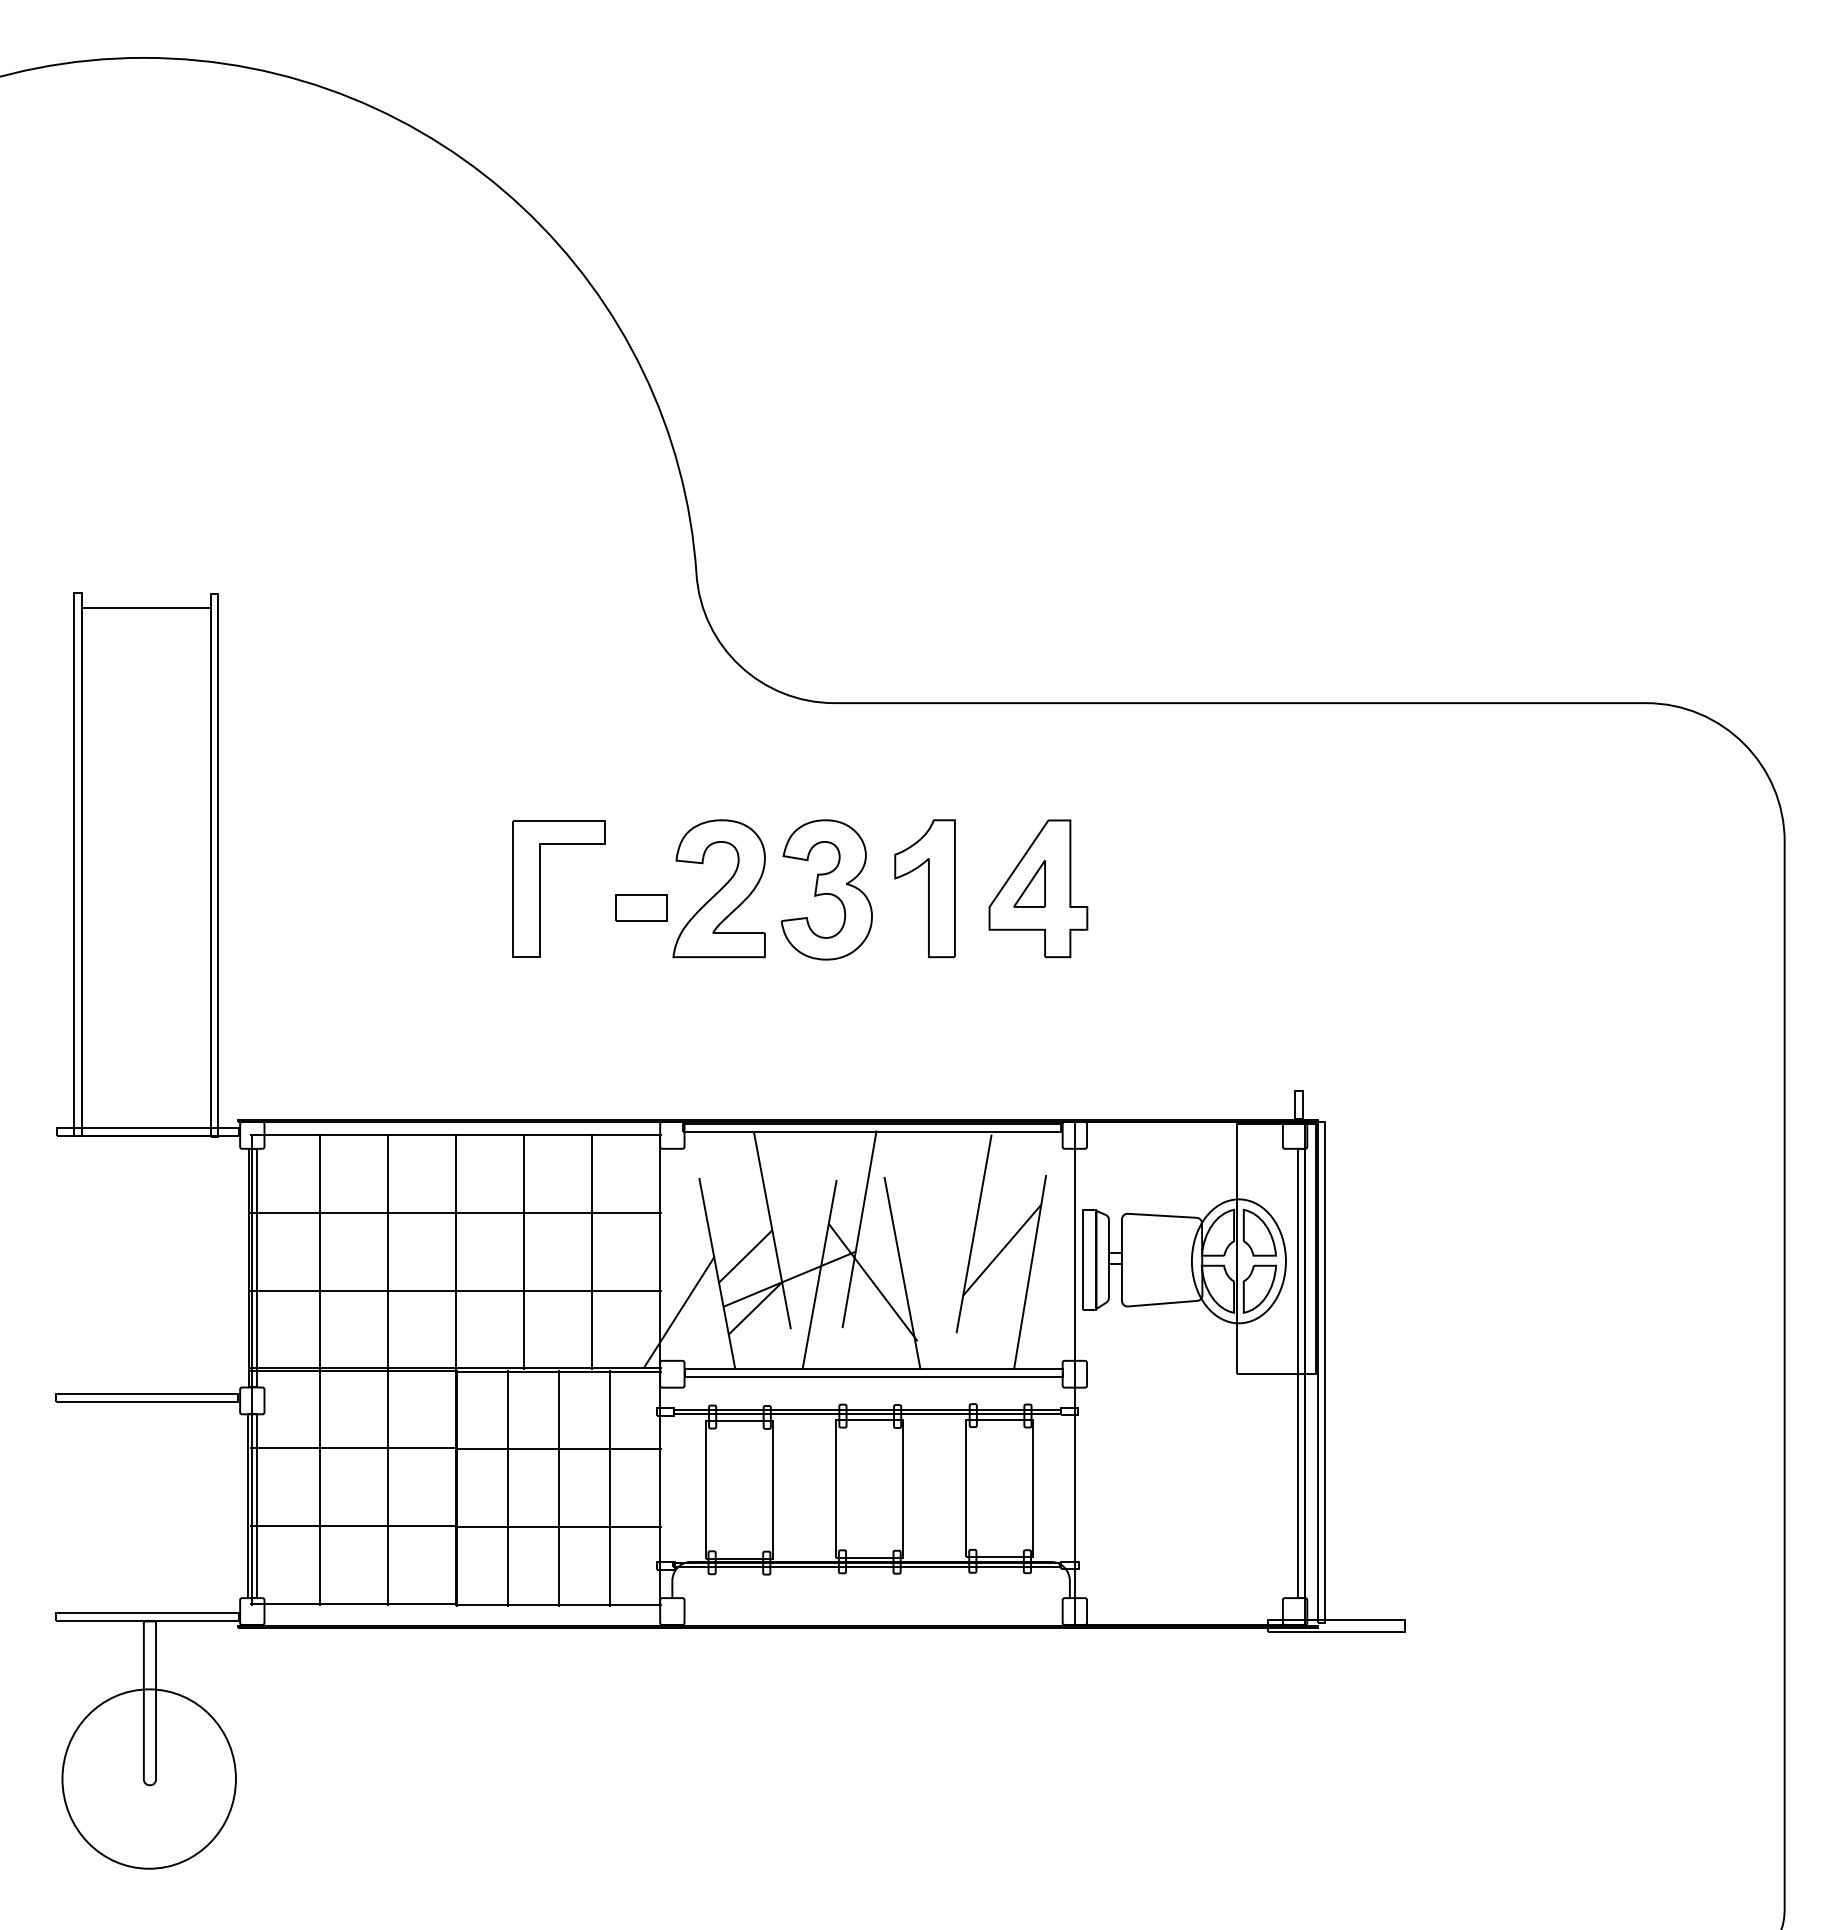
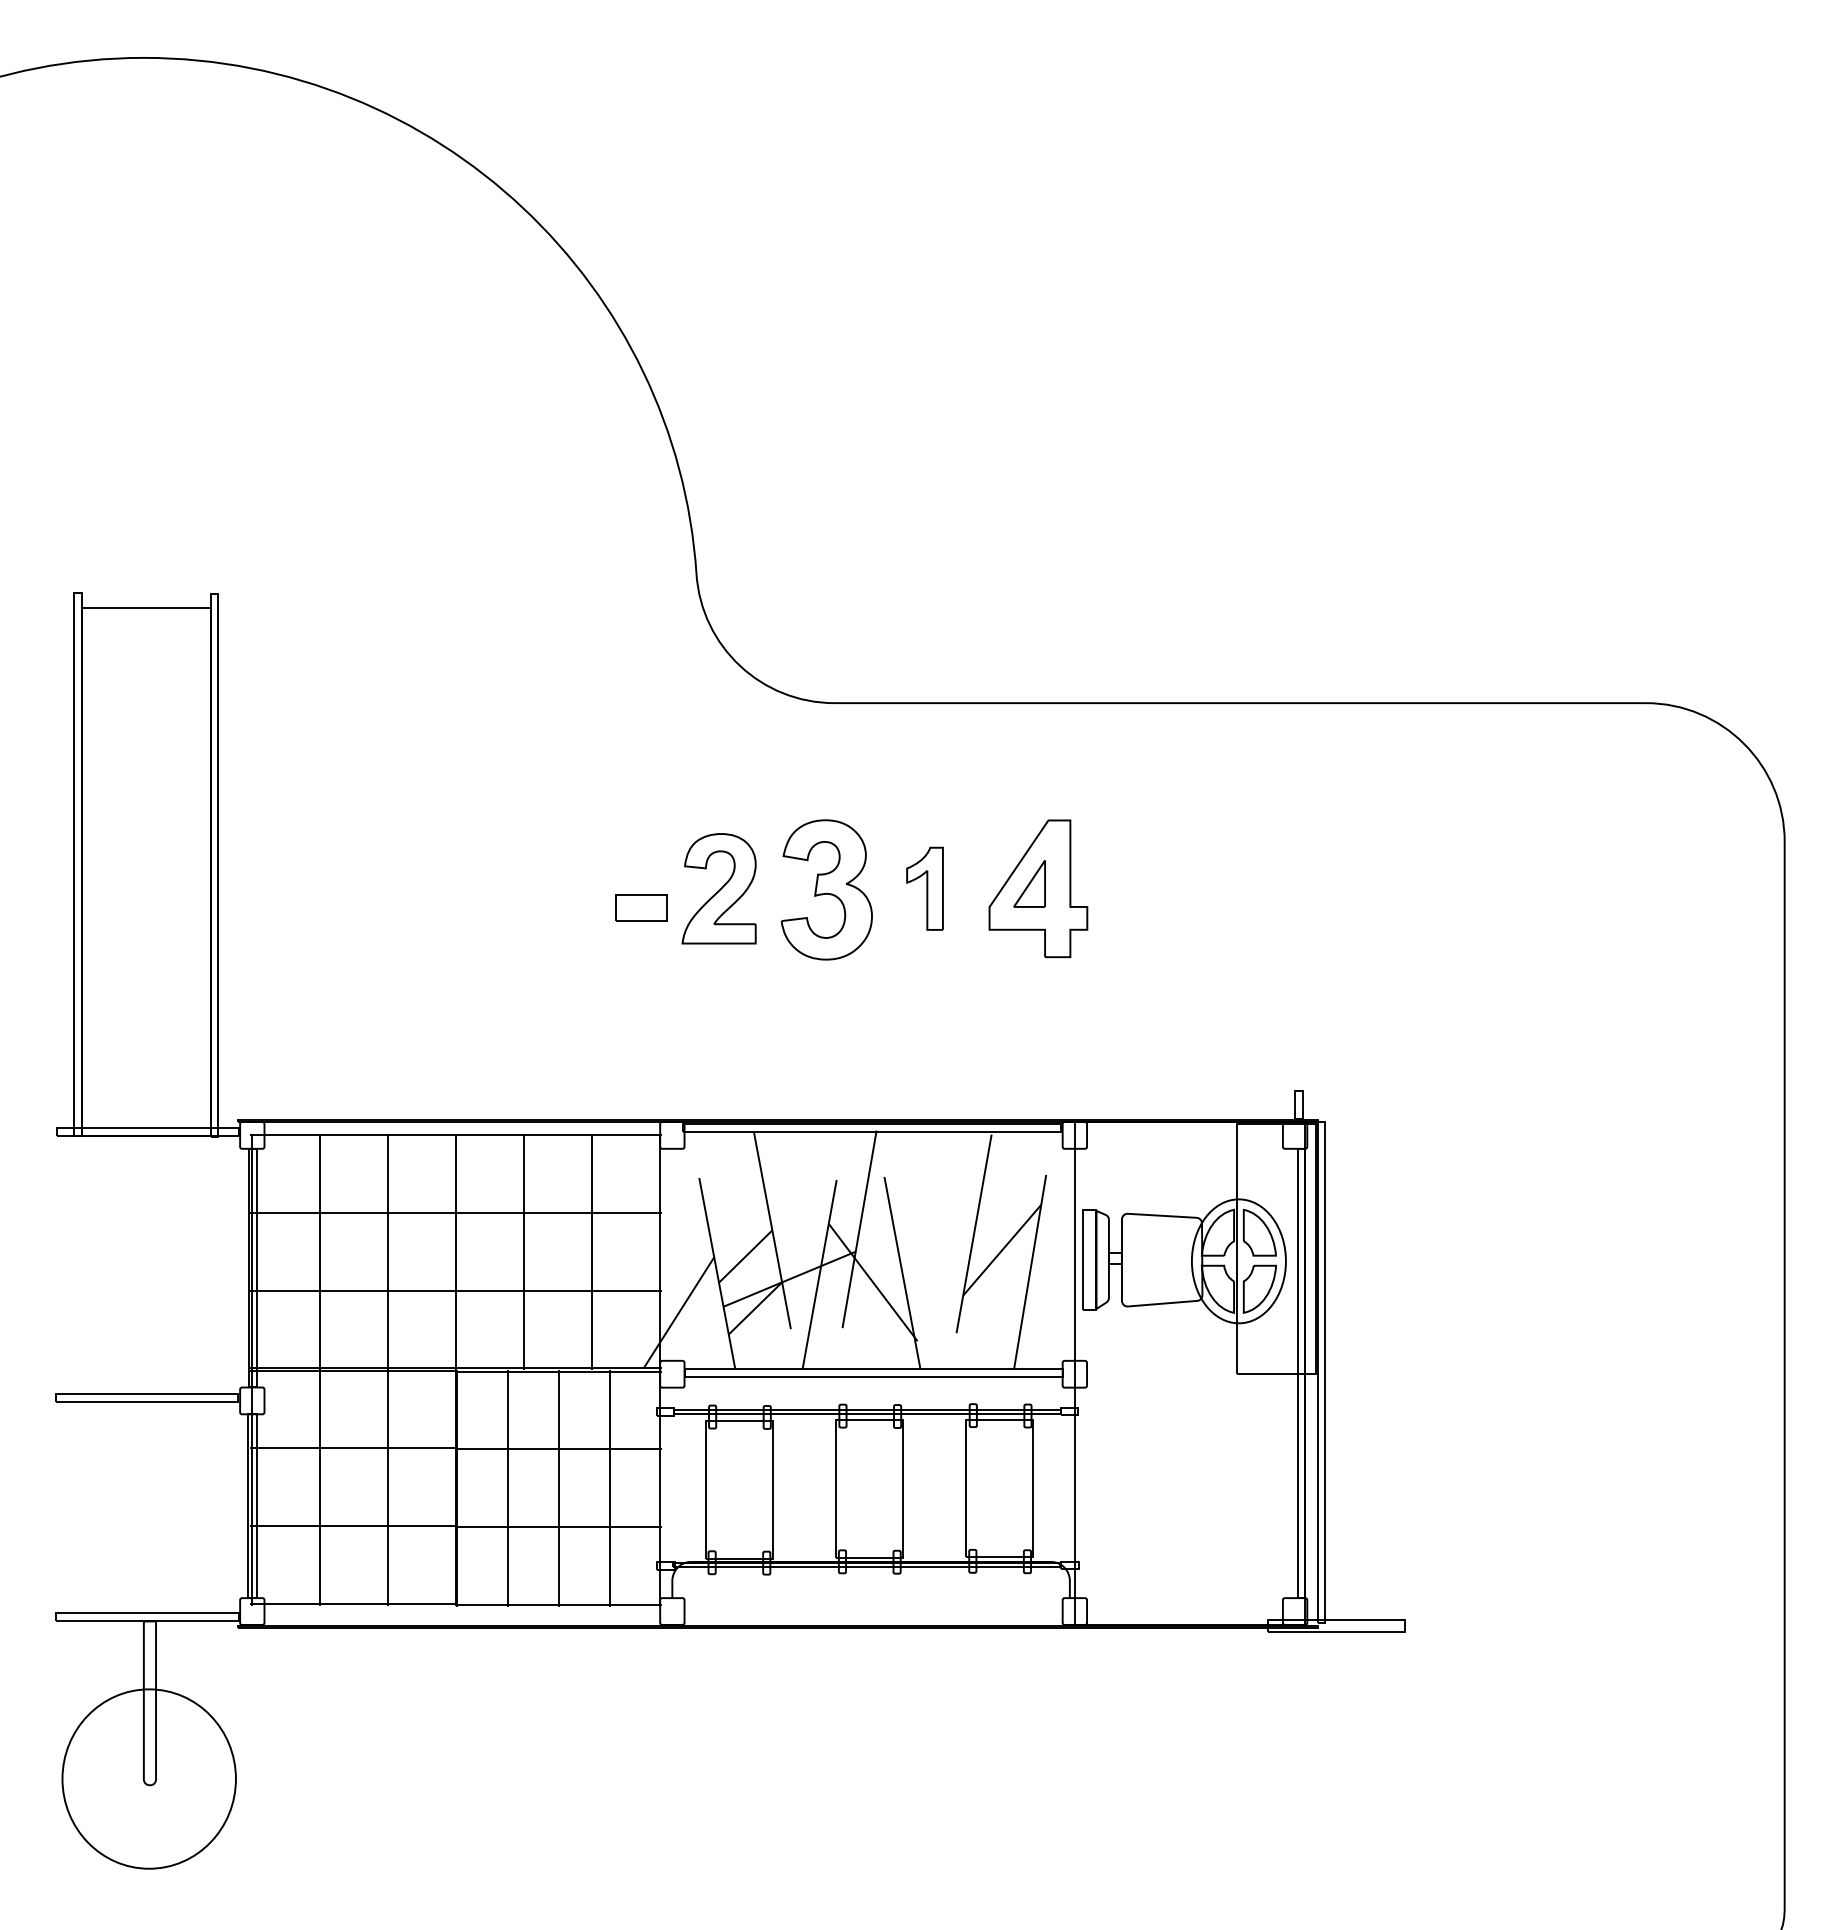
part: present -> none (540, 888)
part size: 94x140 px -> 76x112 px (718, 888)
part size: 62x140 px -> 38x85 px (924, 888)
